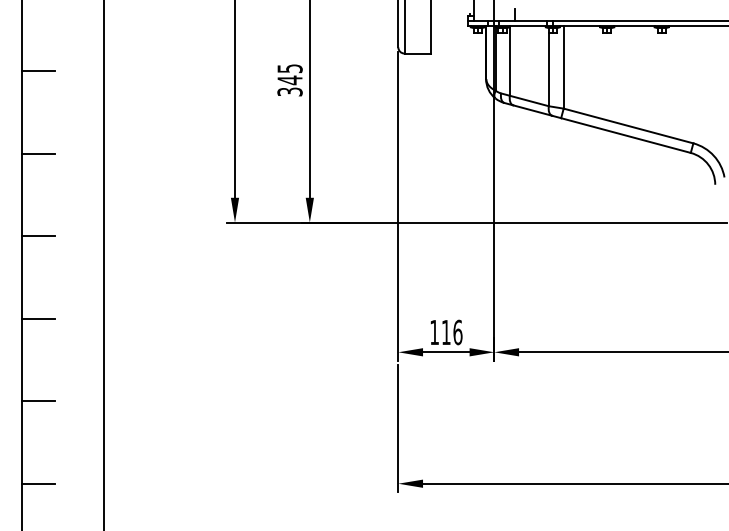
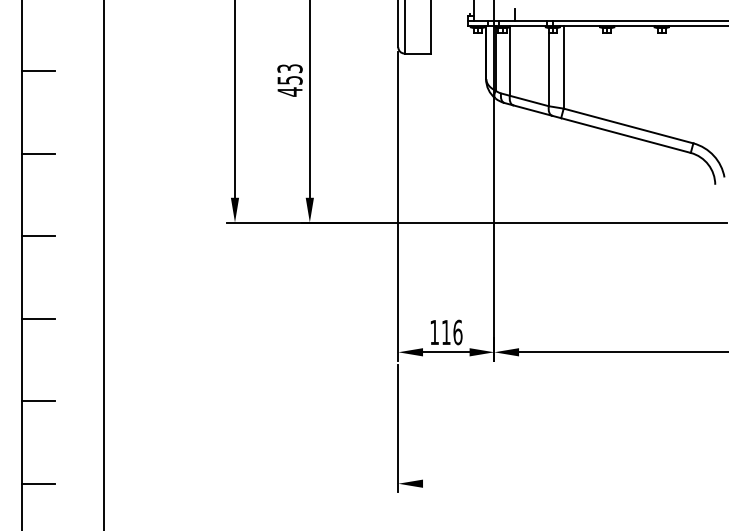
text: 345 -> 453 (289, 80)
line: present -> none (574, 483)
